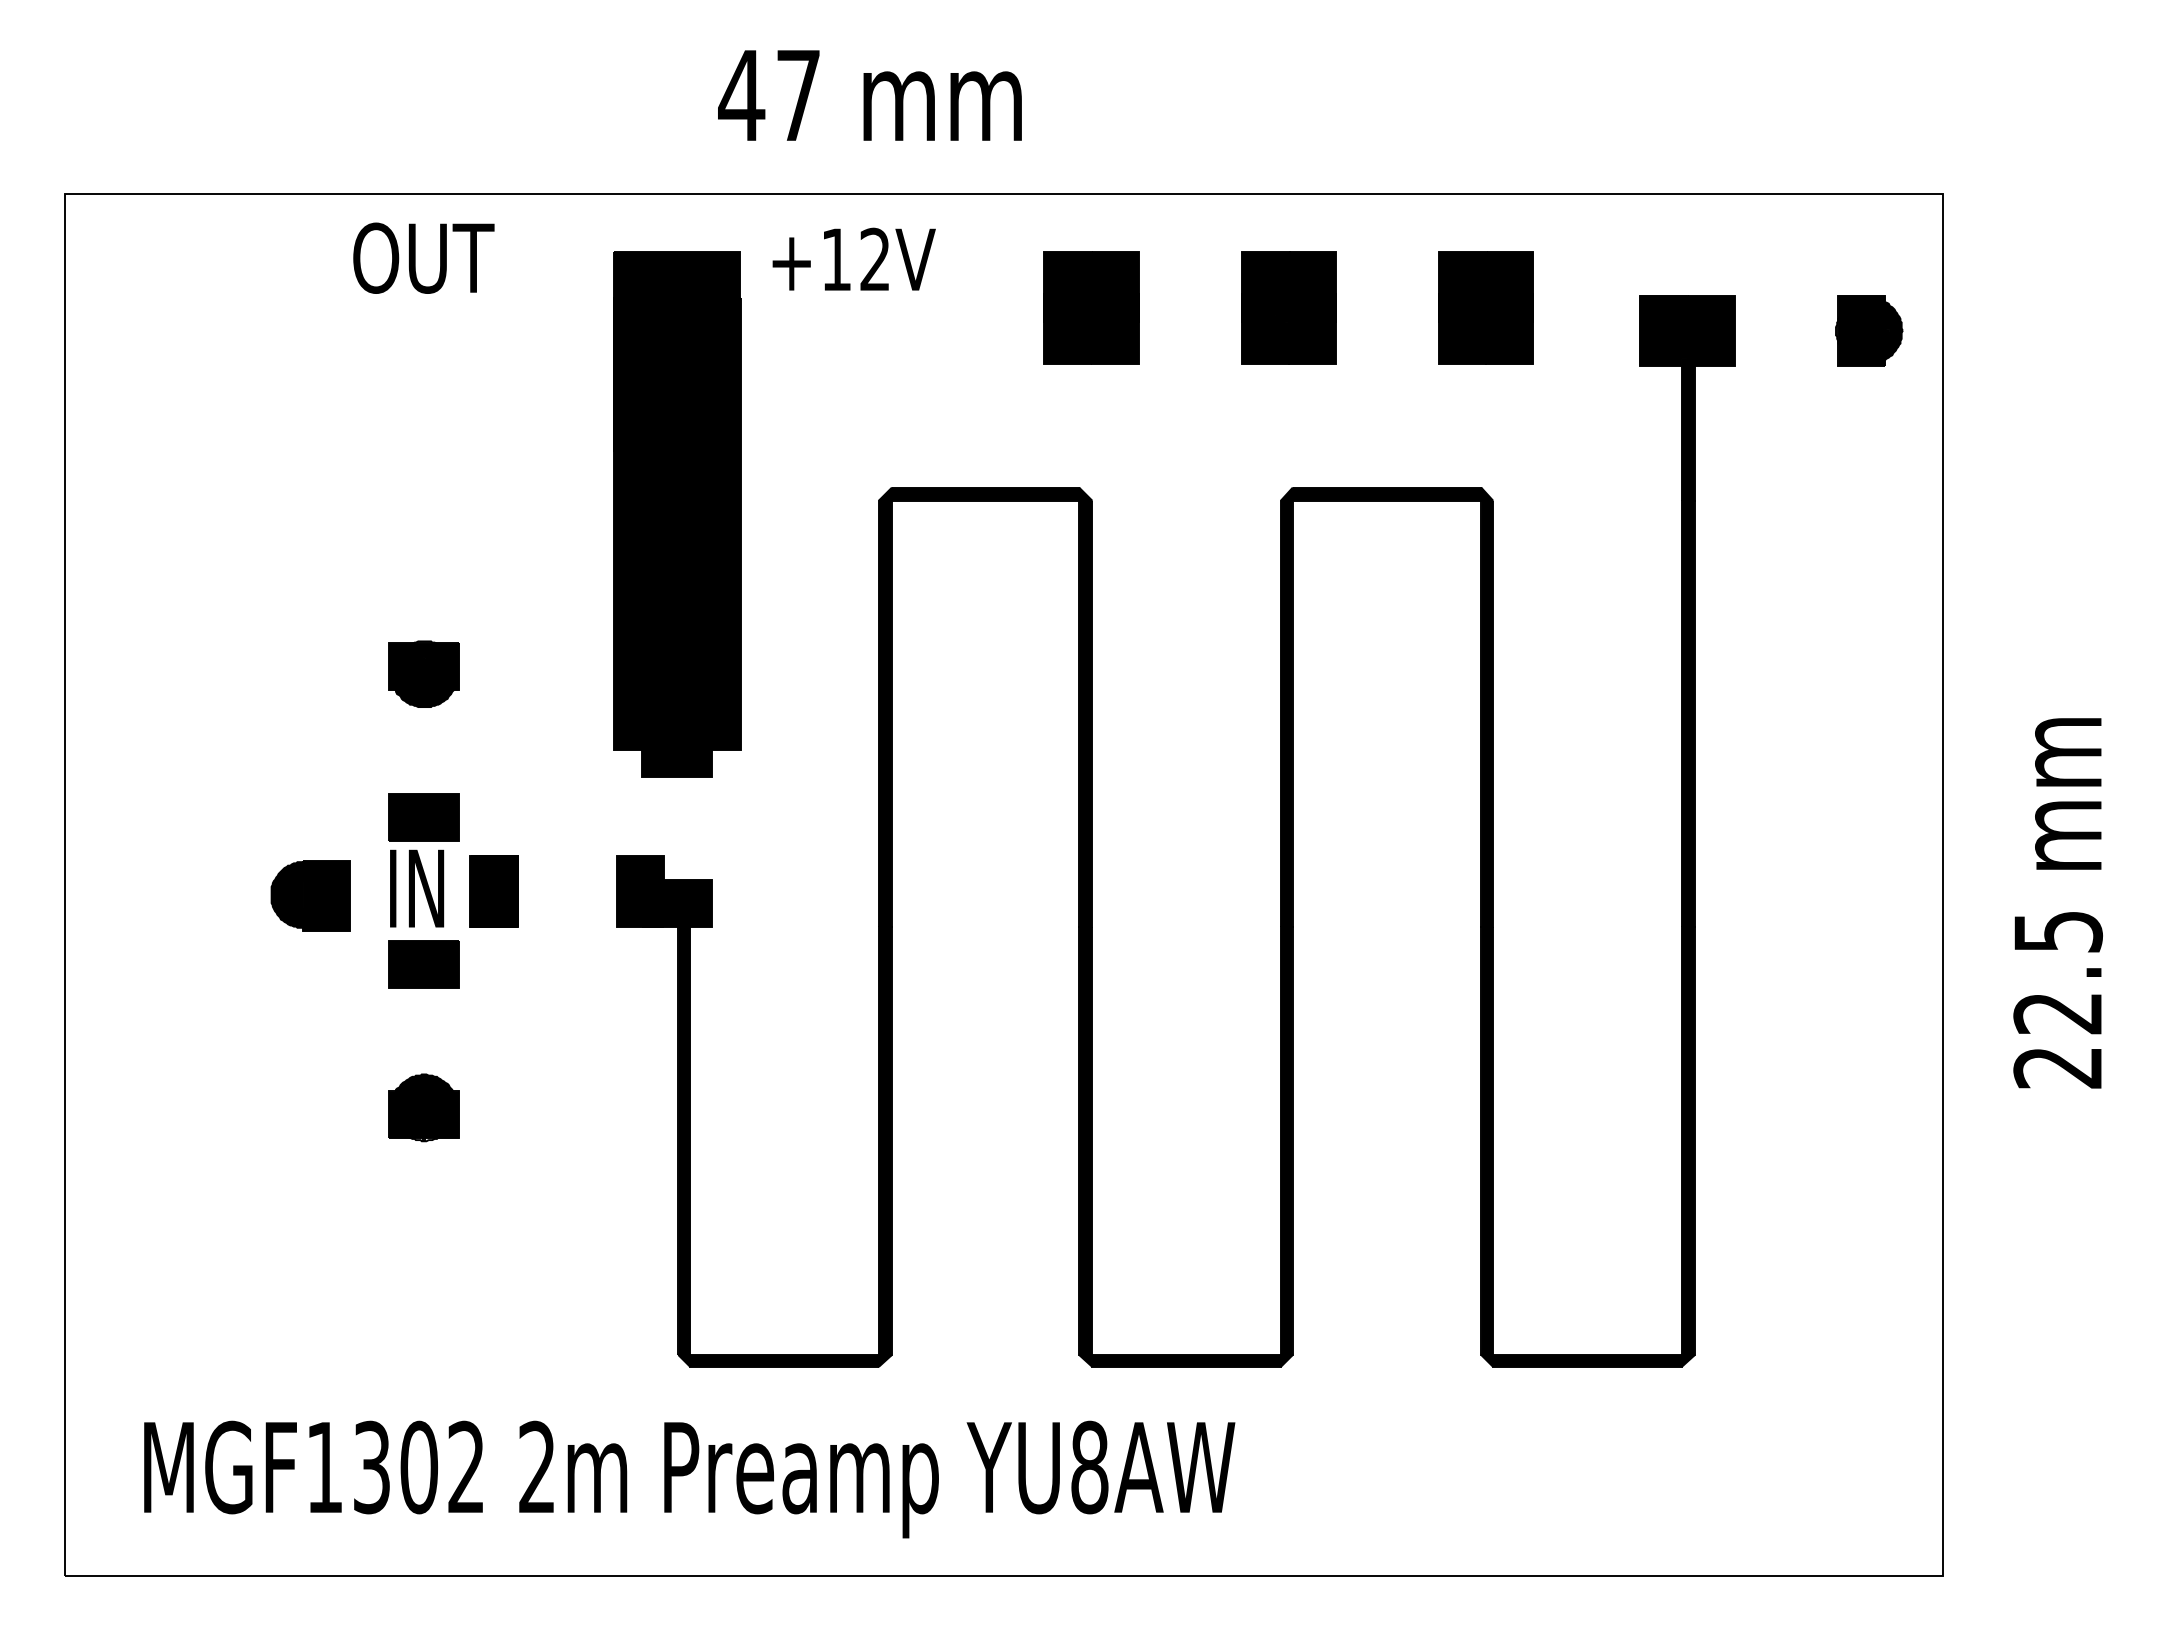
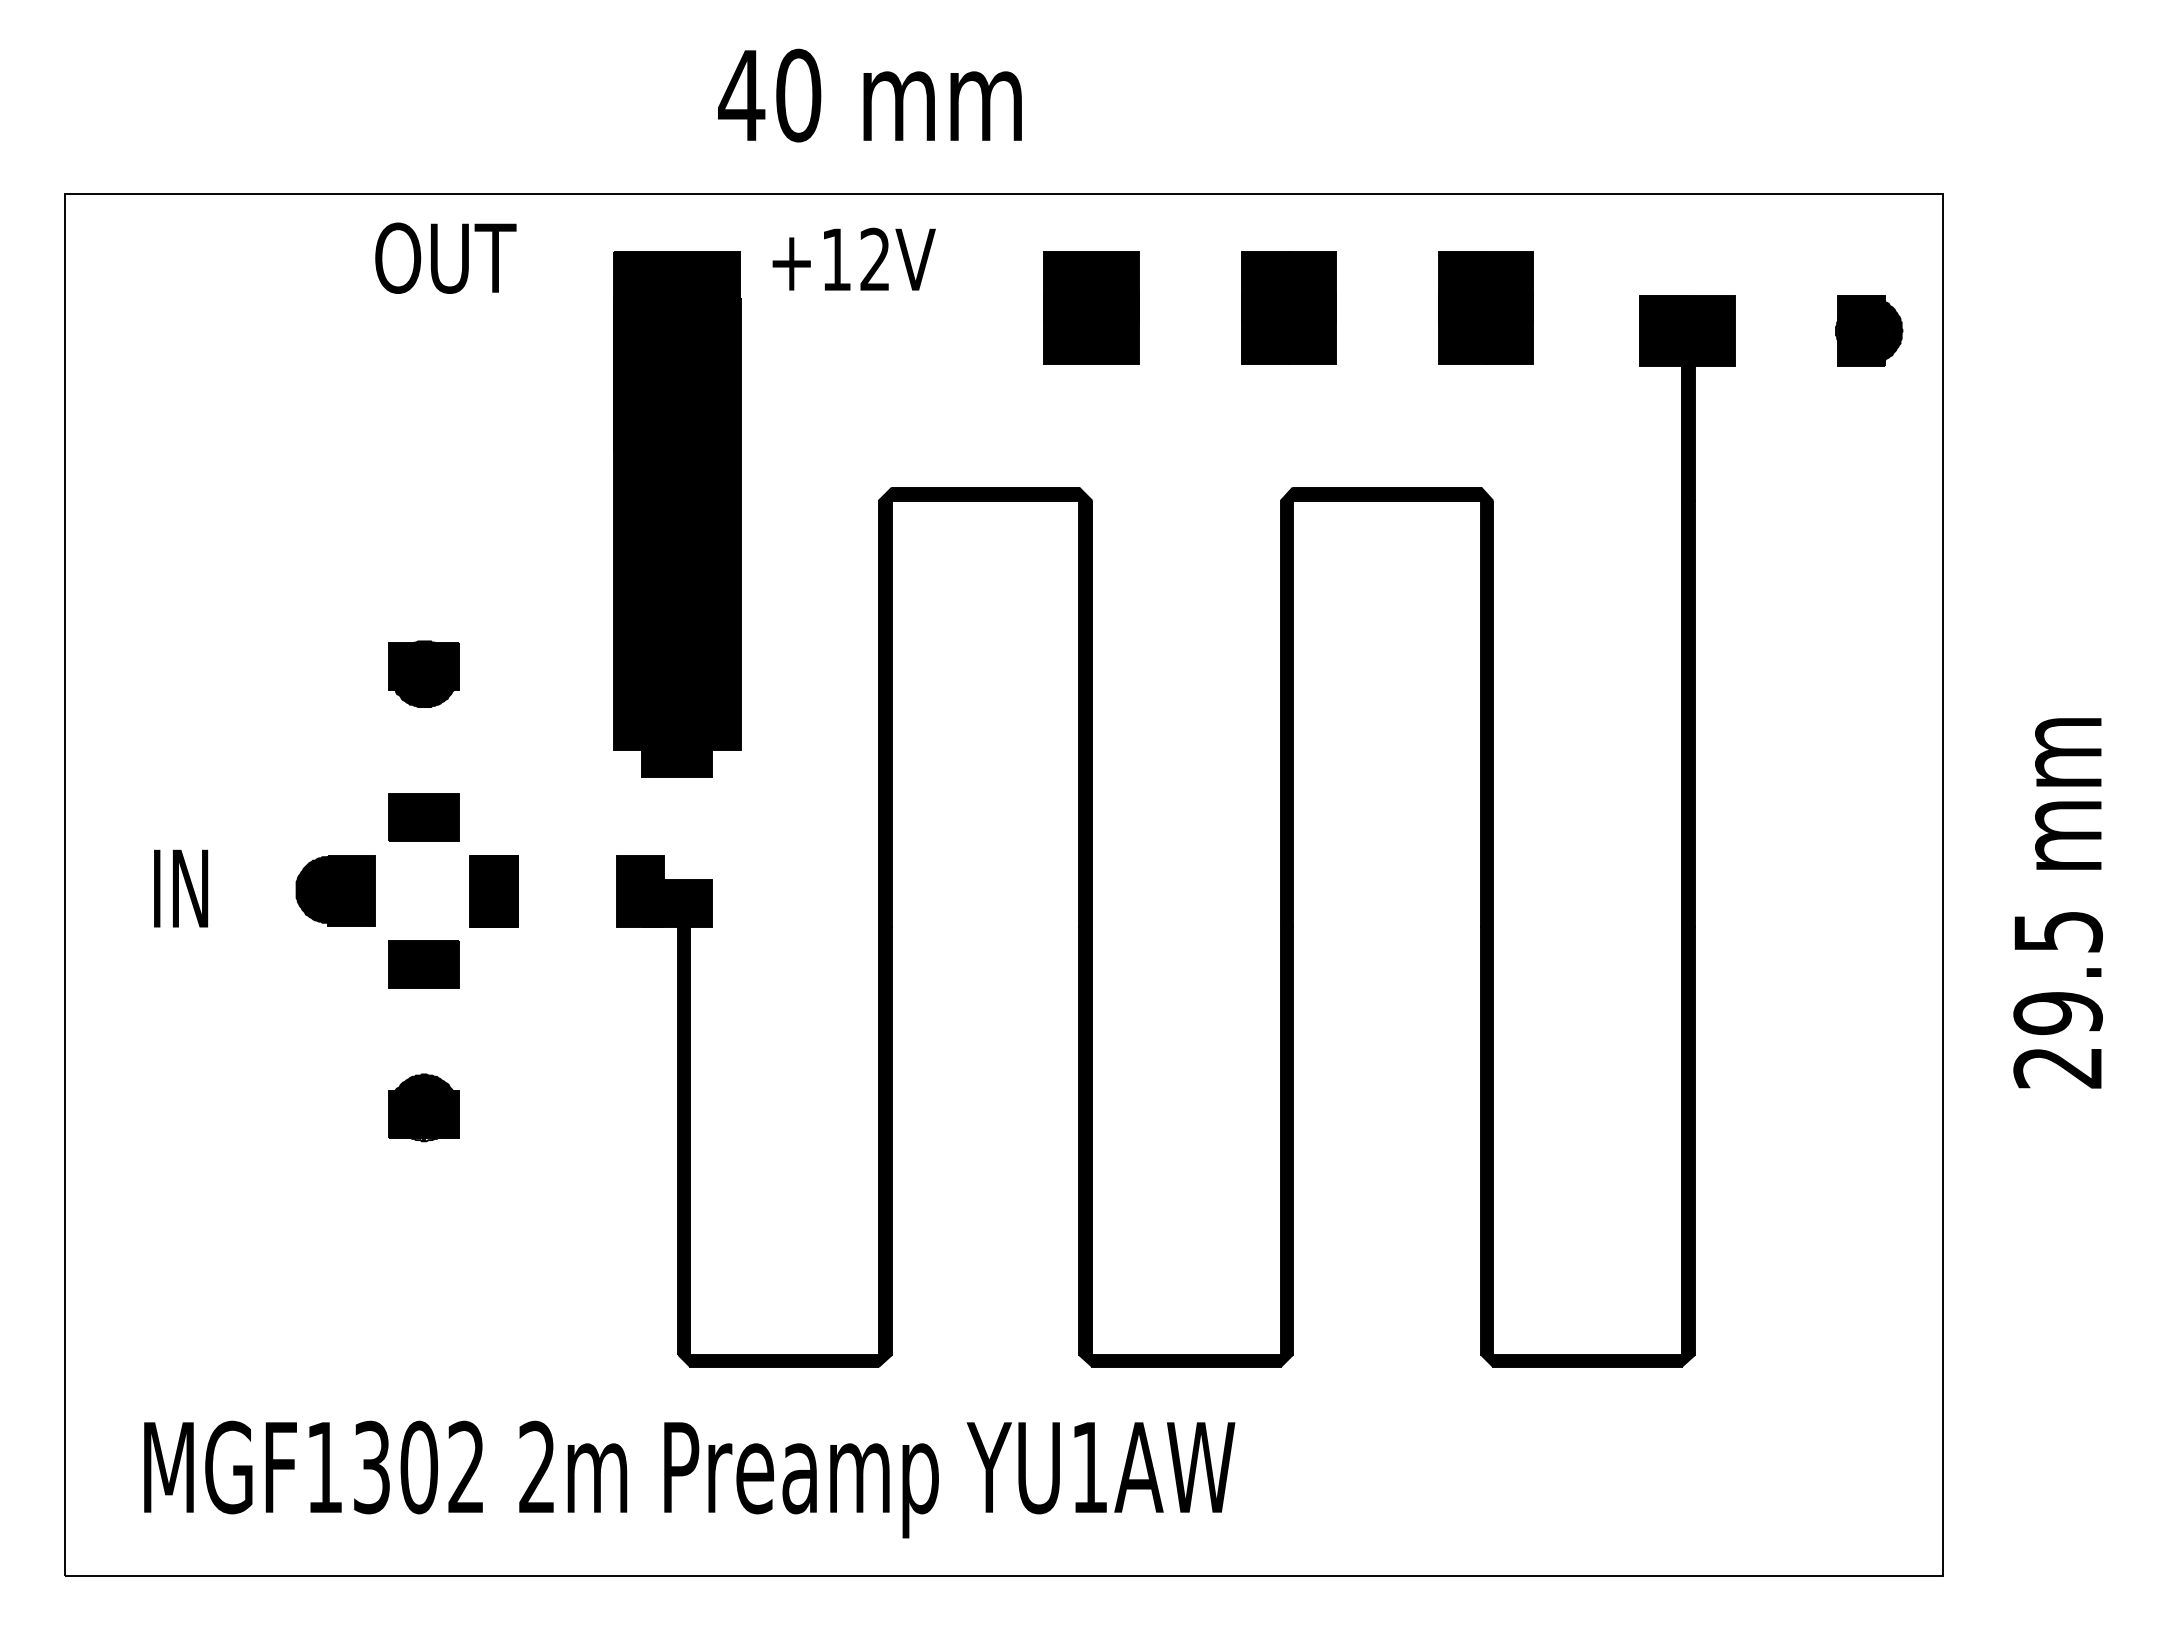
text: 47 -> 40 (798, 95)
text position: (423, 257) -> (445, 257) (445, 257)
text position: (417, 888) -> (181, 888) (181, 888)
part position: (310, 895) -> (335, 890) (335, 890)
text: 22.5 -> 29.5 (2057, 1013)
text: YU8AW -> YU1AW (1089, 1467)
